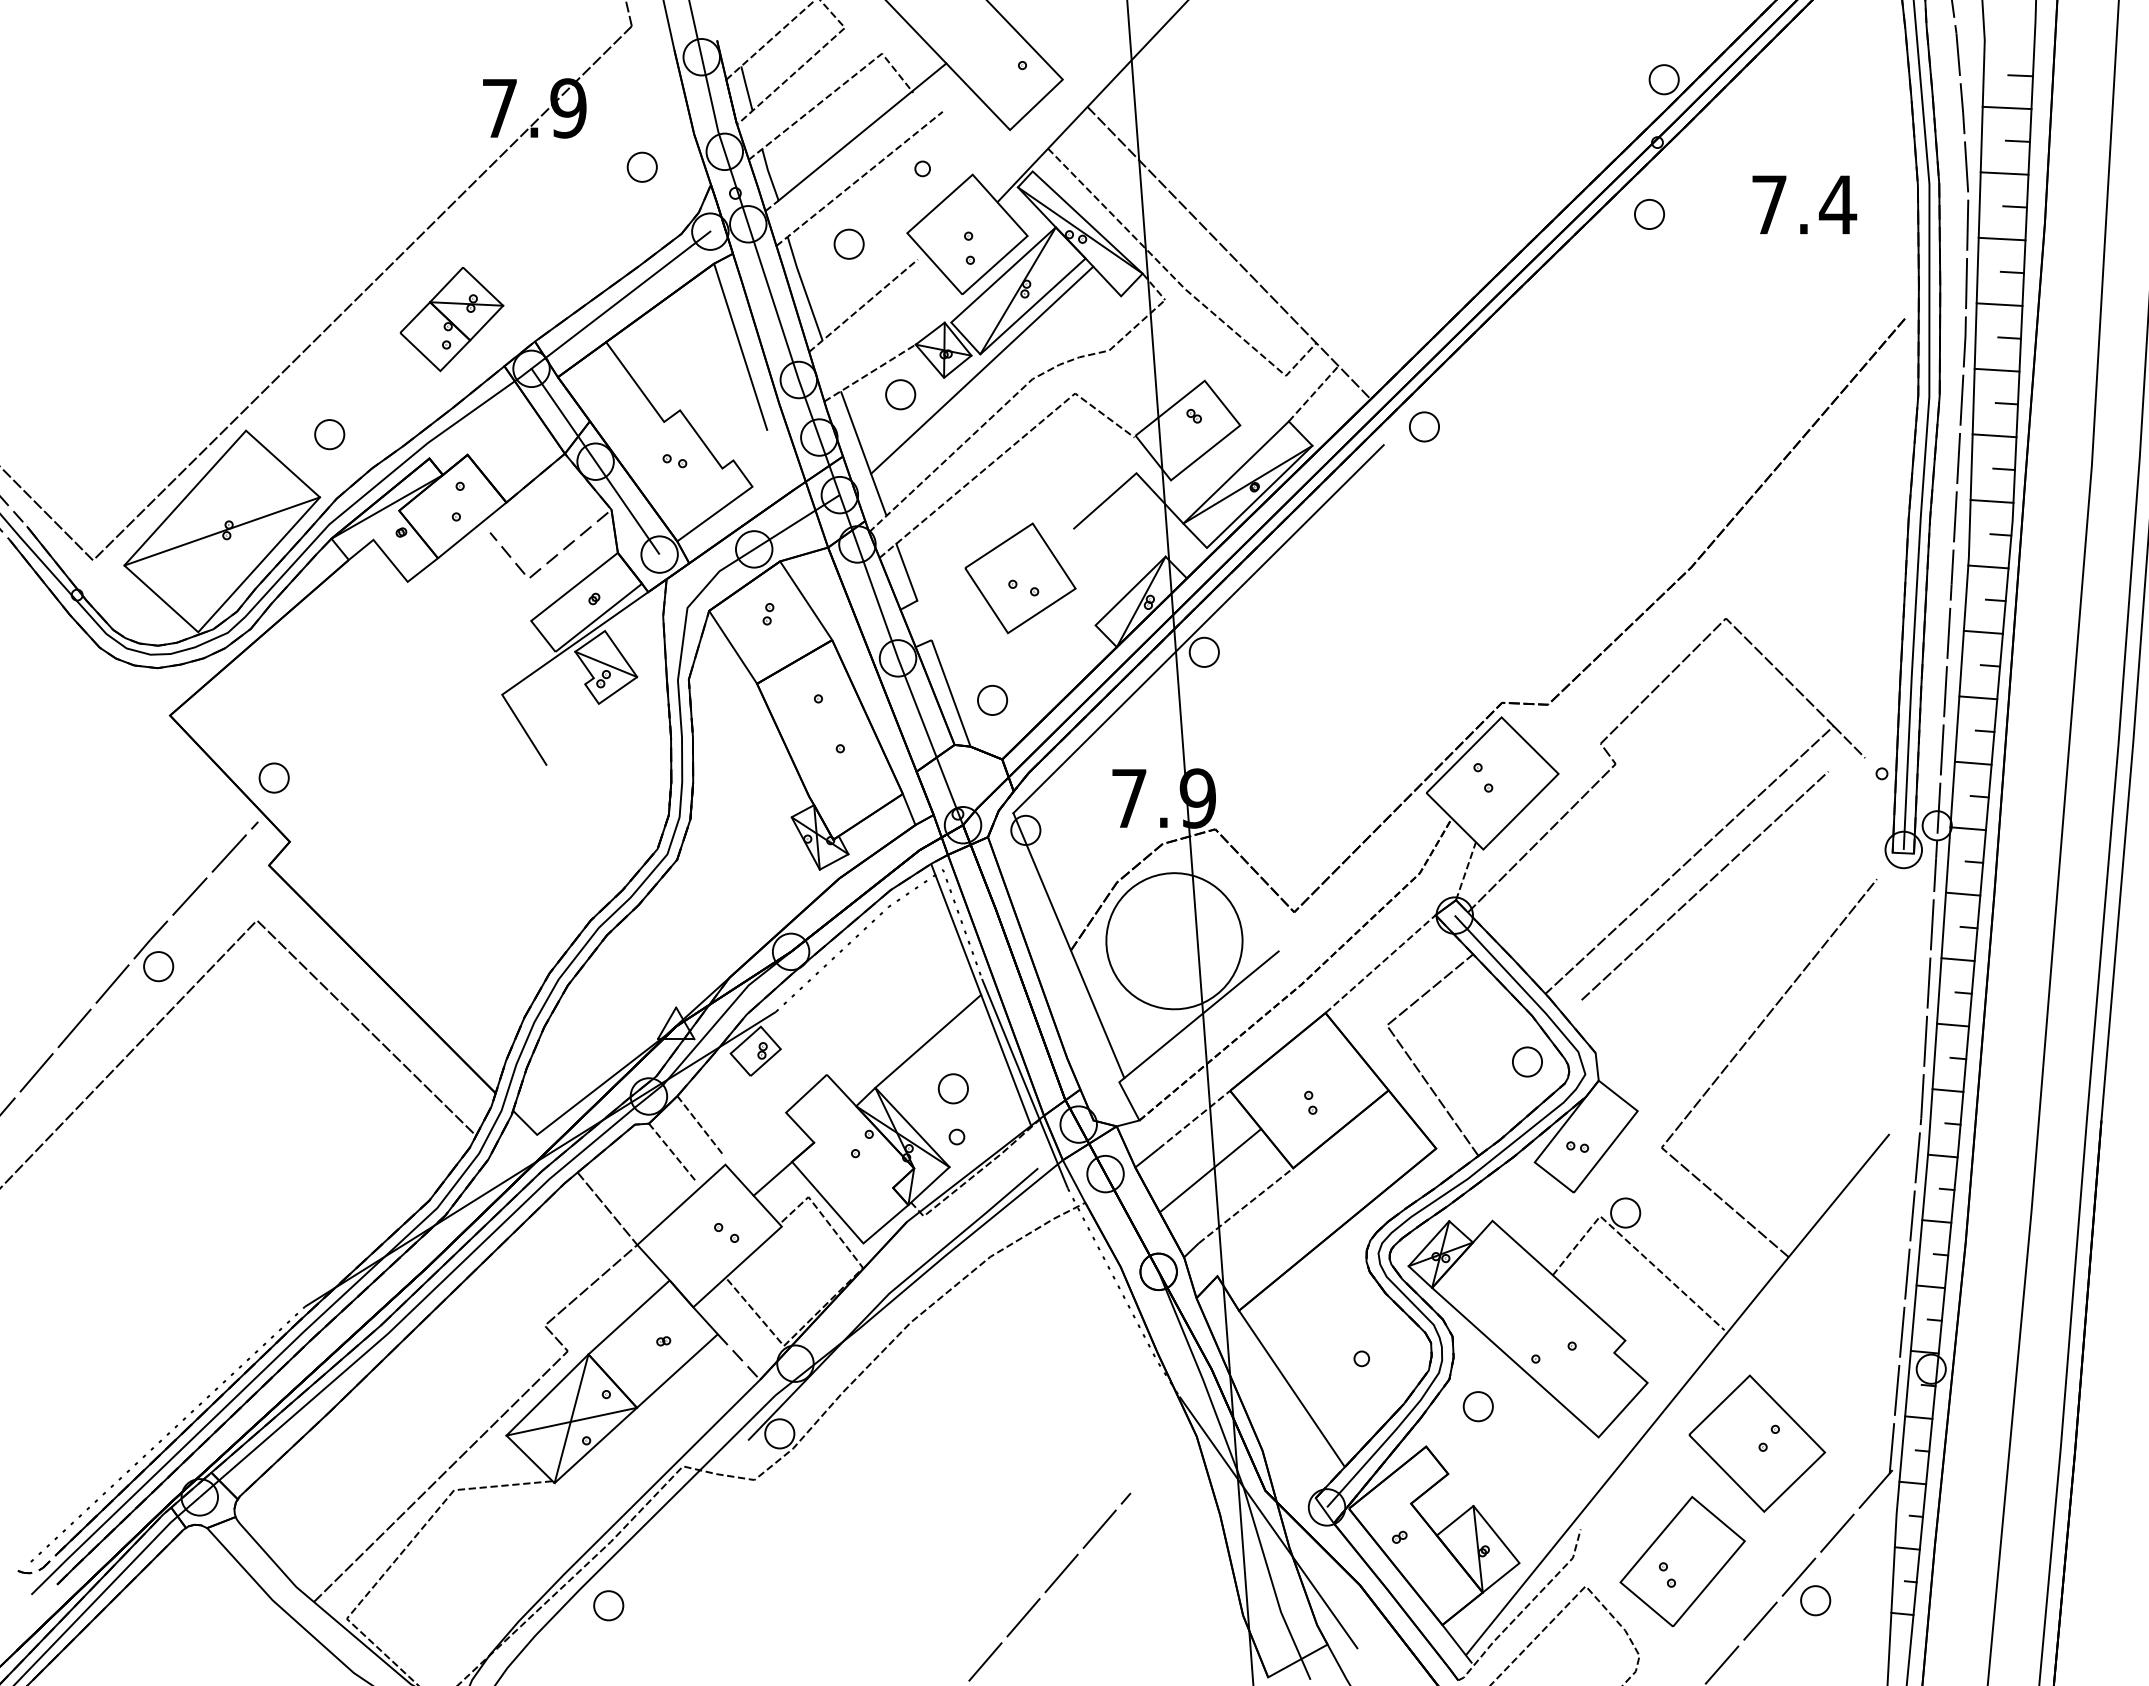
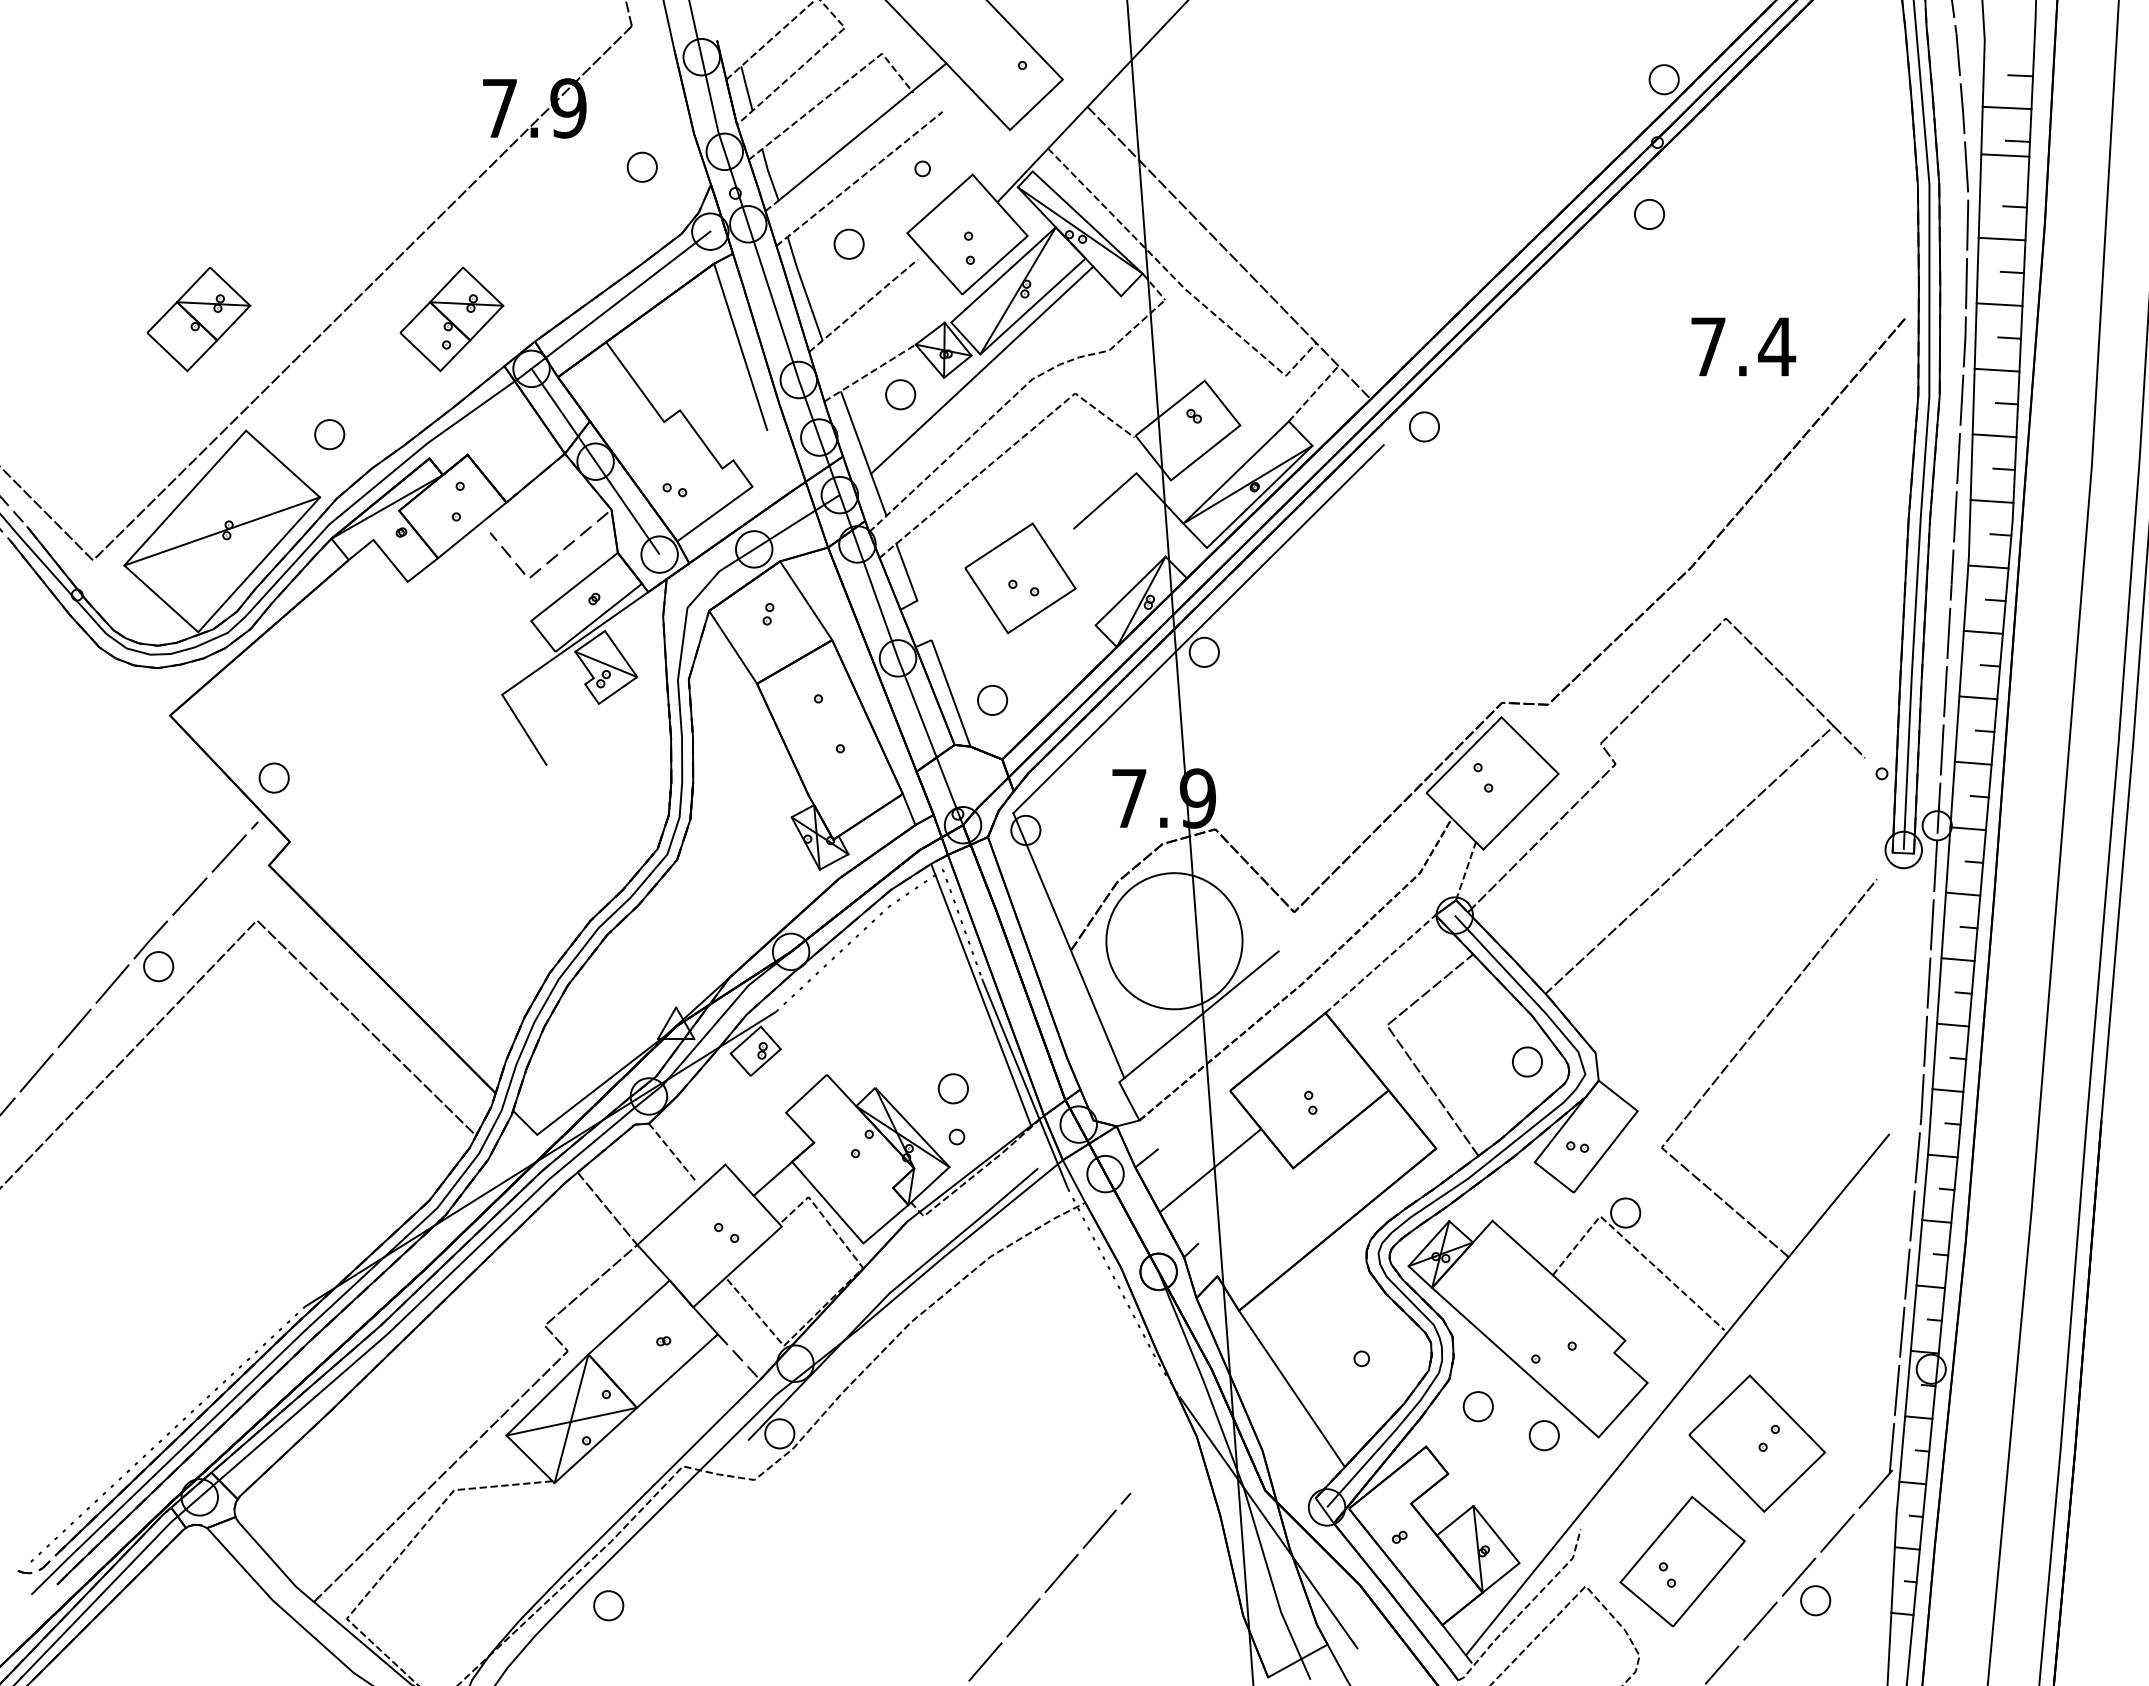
line position: (2004, 173) -> (2005, 155) (2005, 155)
text position: (1804, 204) -> (1743, 346) (1743, 346)
part: none -> present (198, 319)
part position: (674, 461) -> (674, 490) (674, 490)
line: present -> none (1704, 885)
line: present -> none (928, 1040)
line: present -> none (1194, 1119)
line: present -> none (700, 1125)
line: present -> none (1245, 1205)
part: none -> present (1543, 1435)
